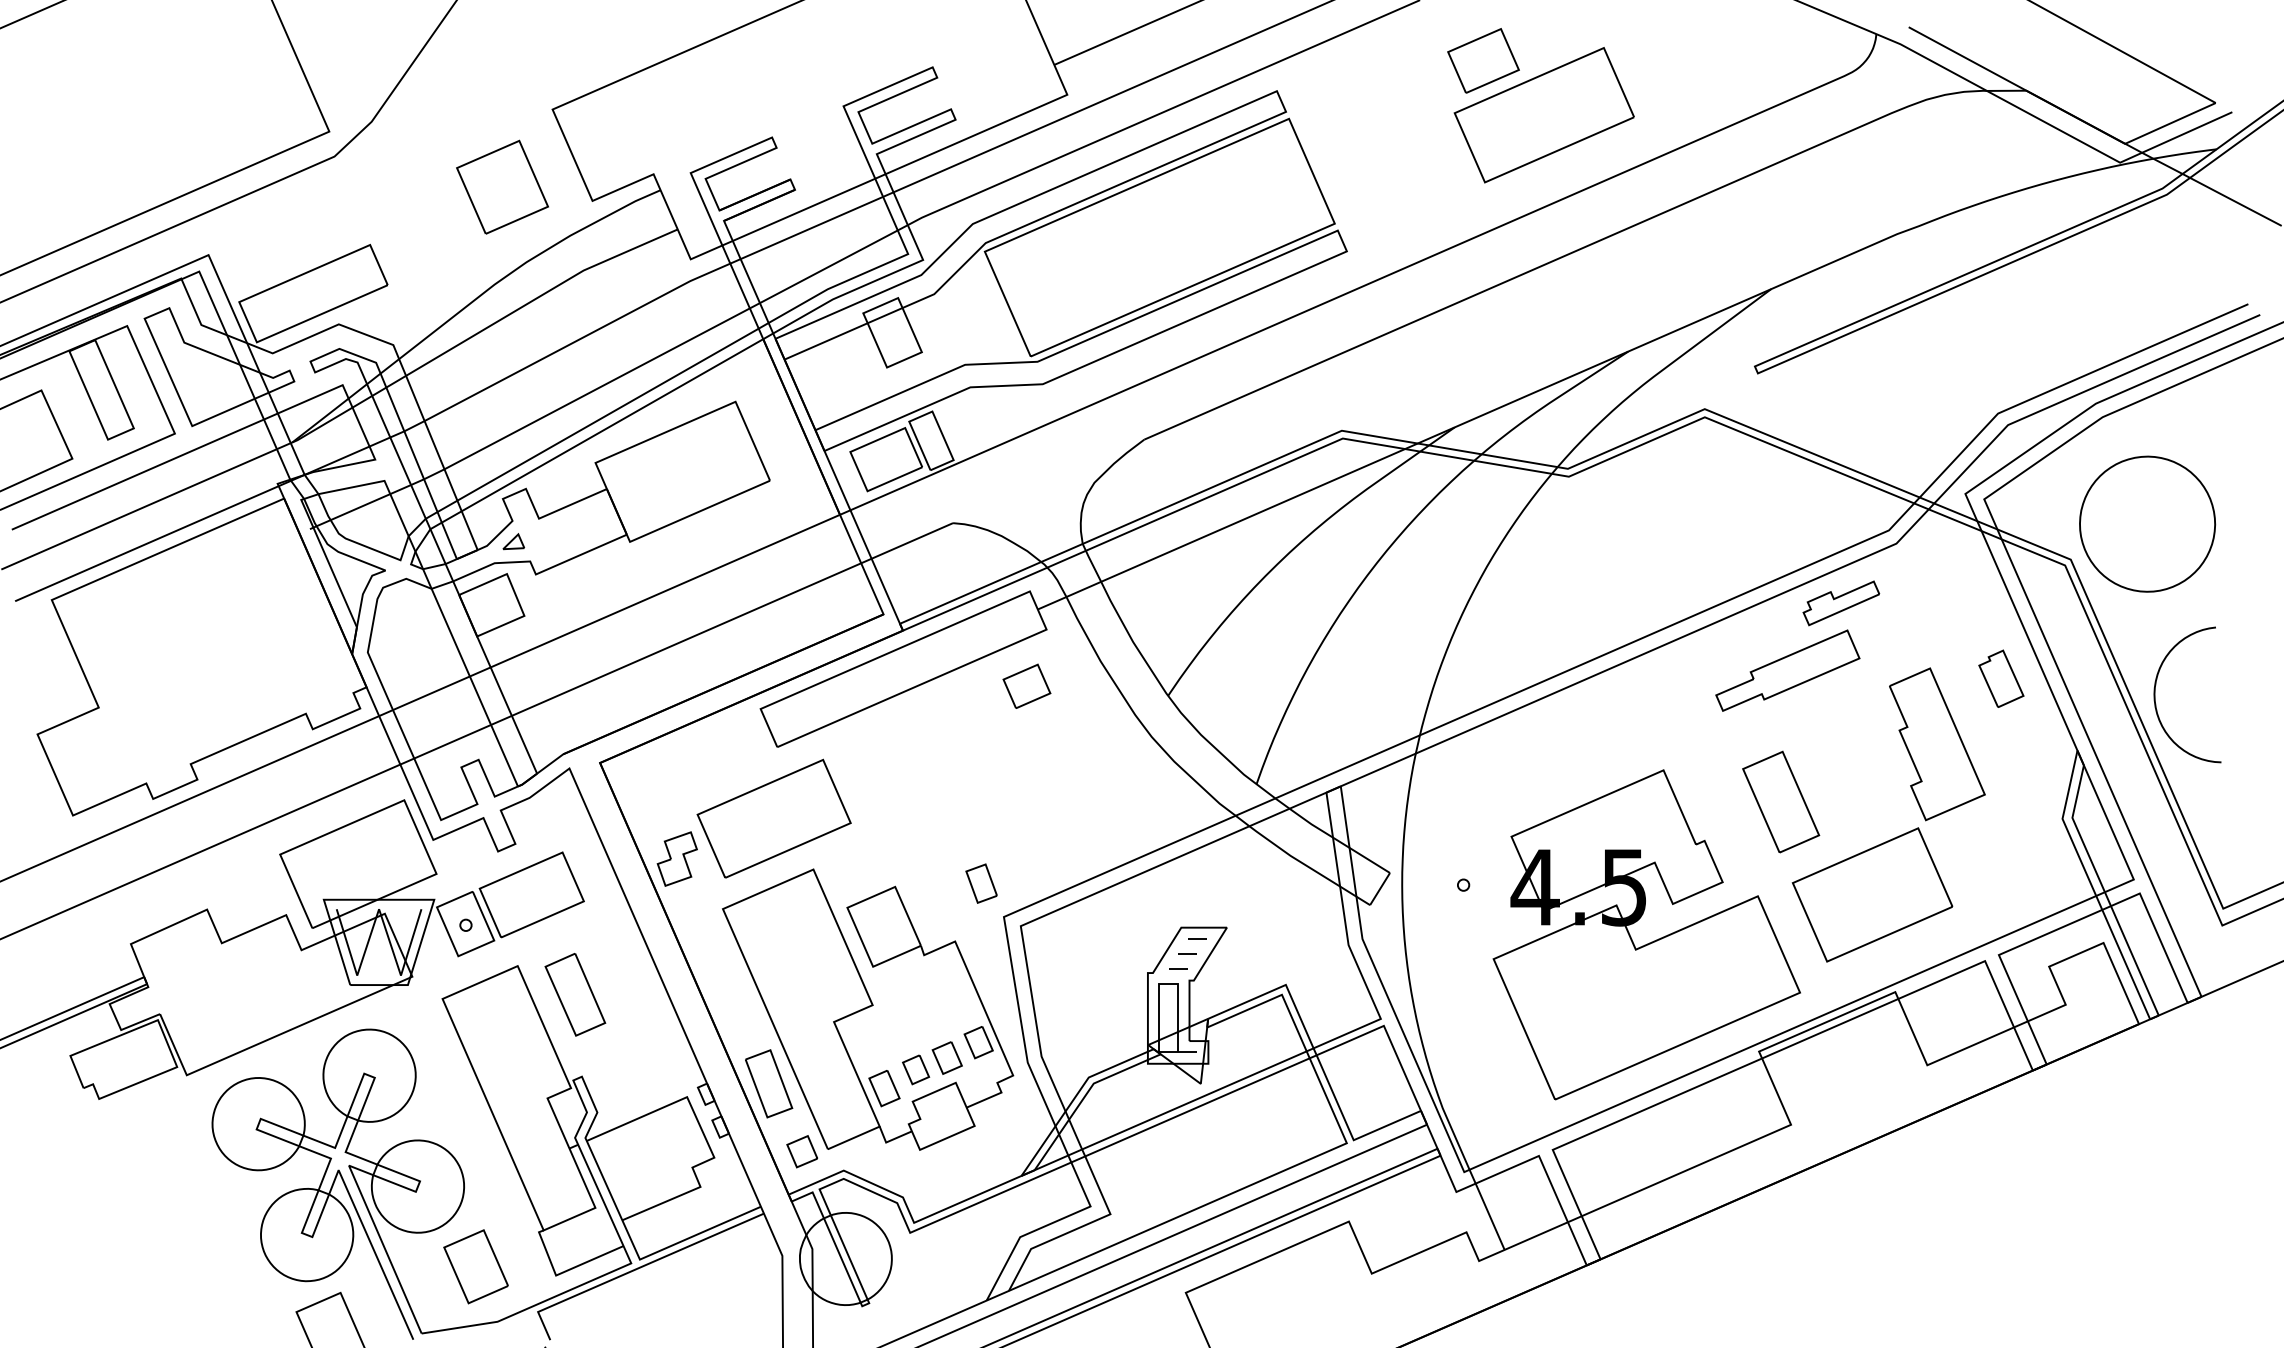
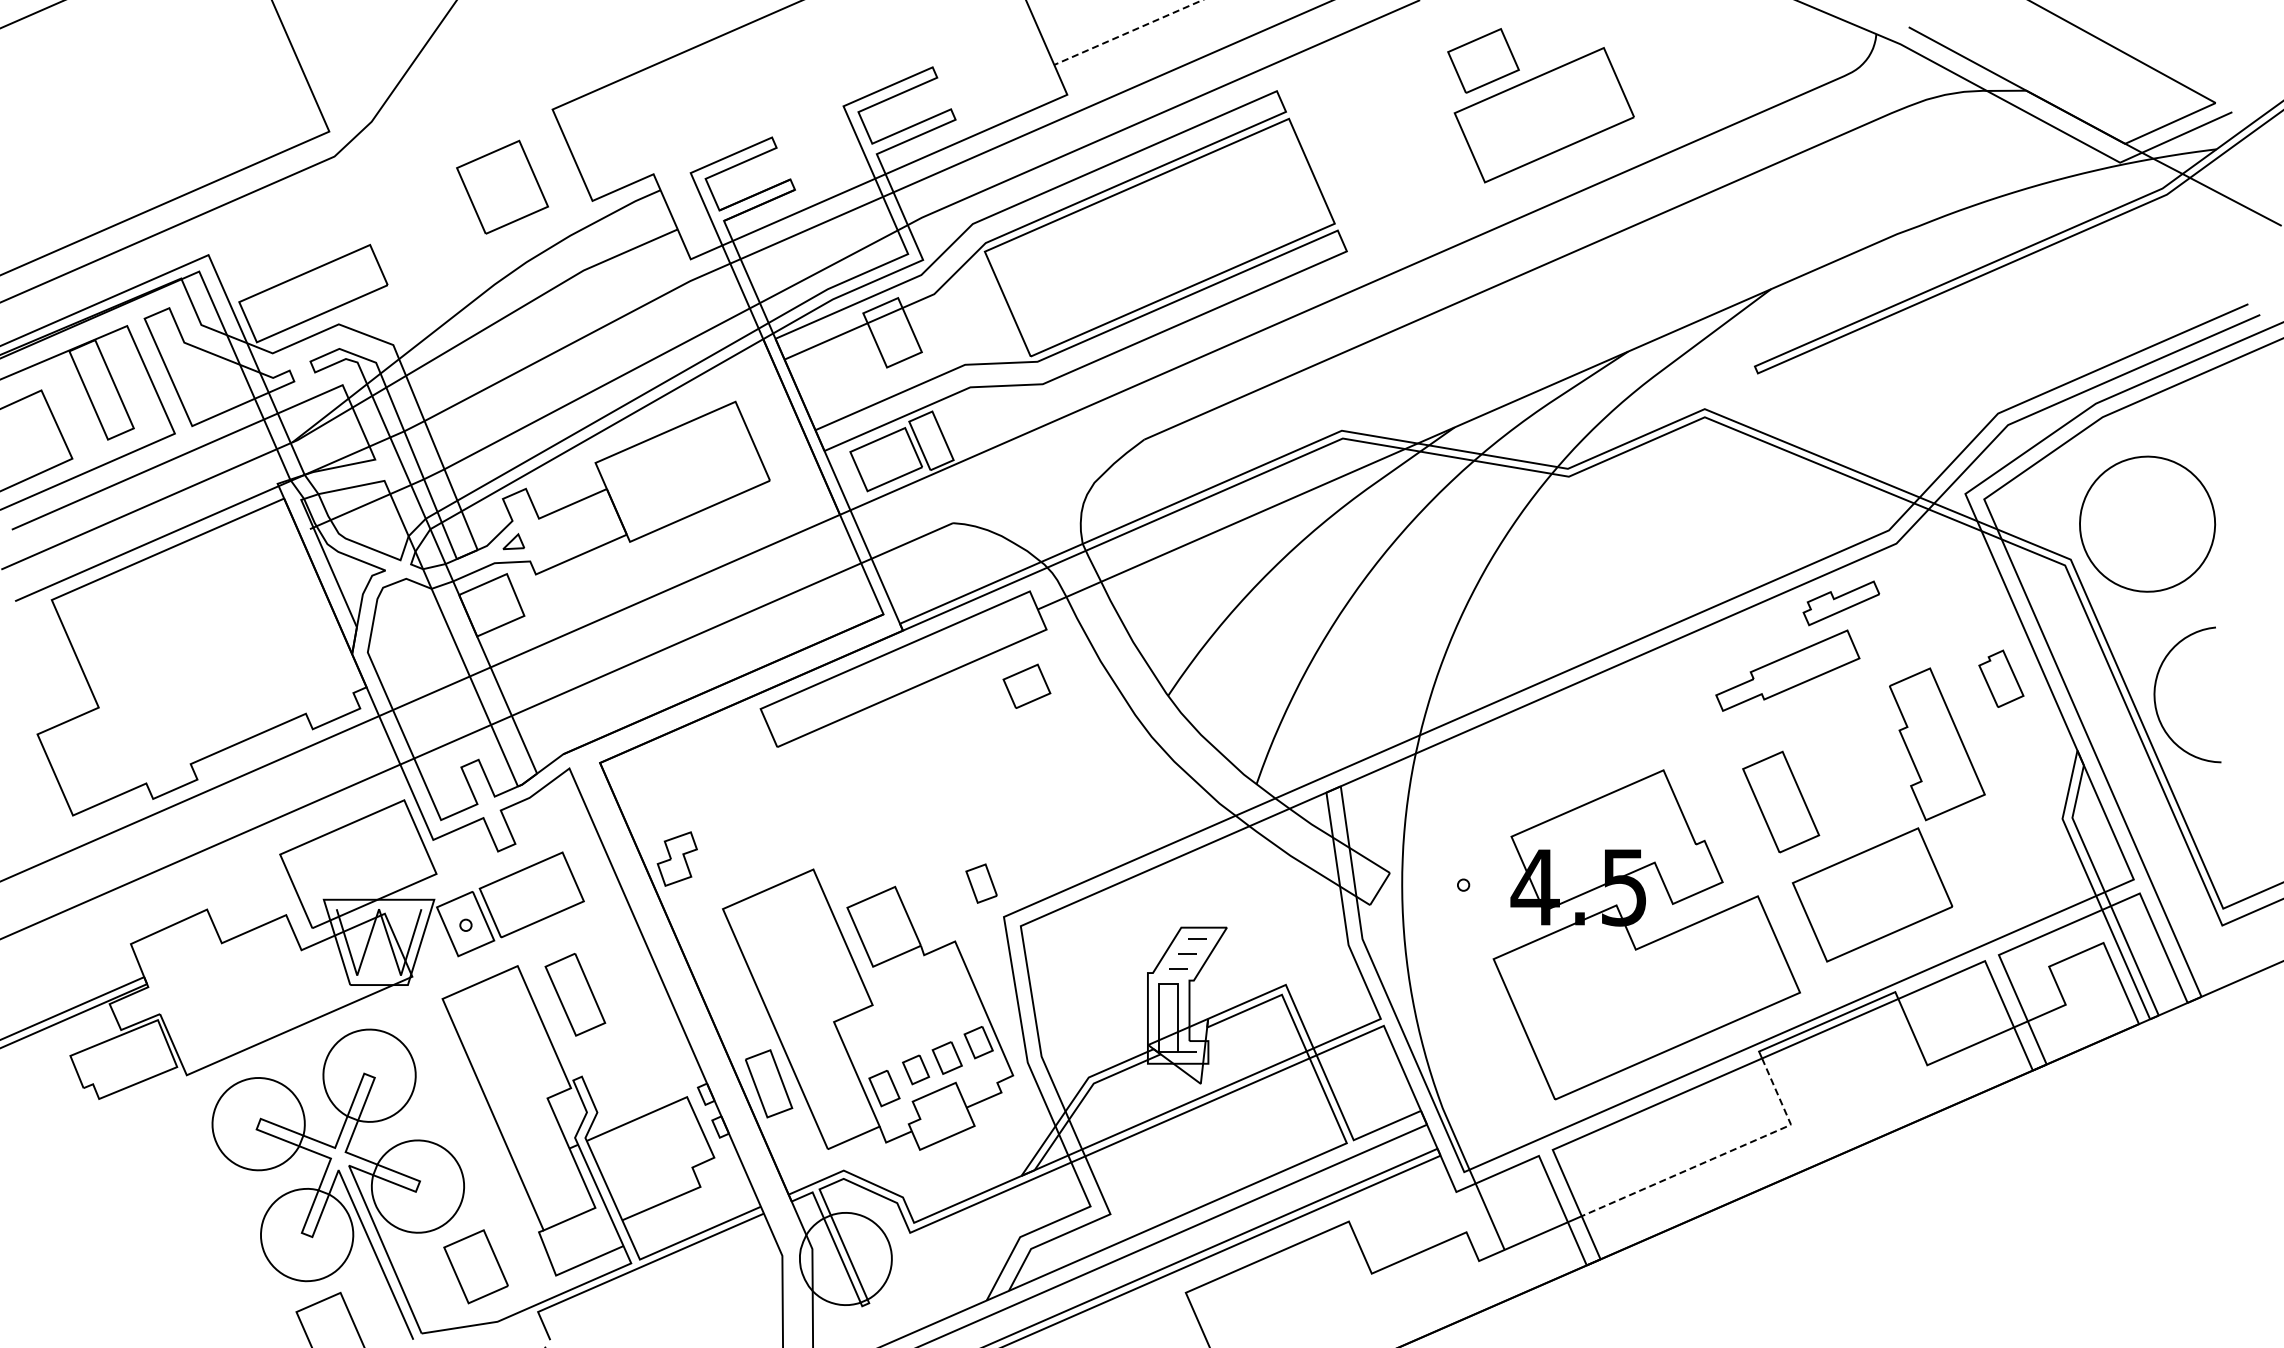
line: solid -> dashed (1128, 32)
part: present -> none (773, 818)
part: present -> none (802, 1151)
line: solid -> dashed (1719, 1155)
